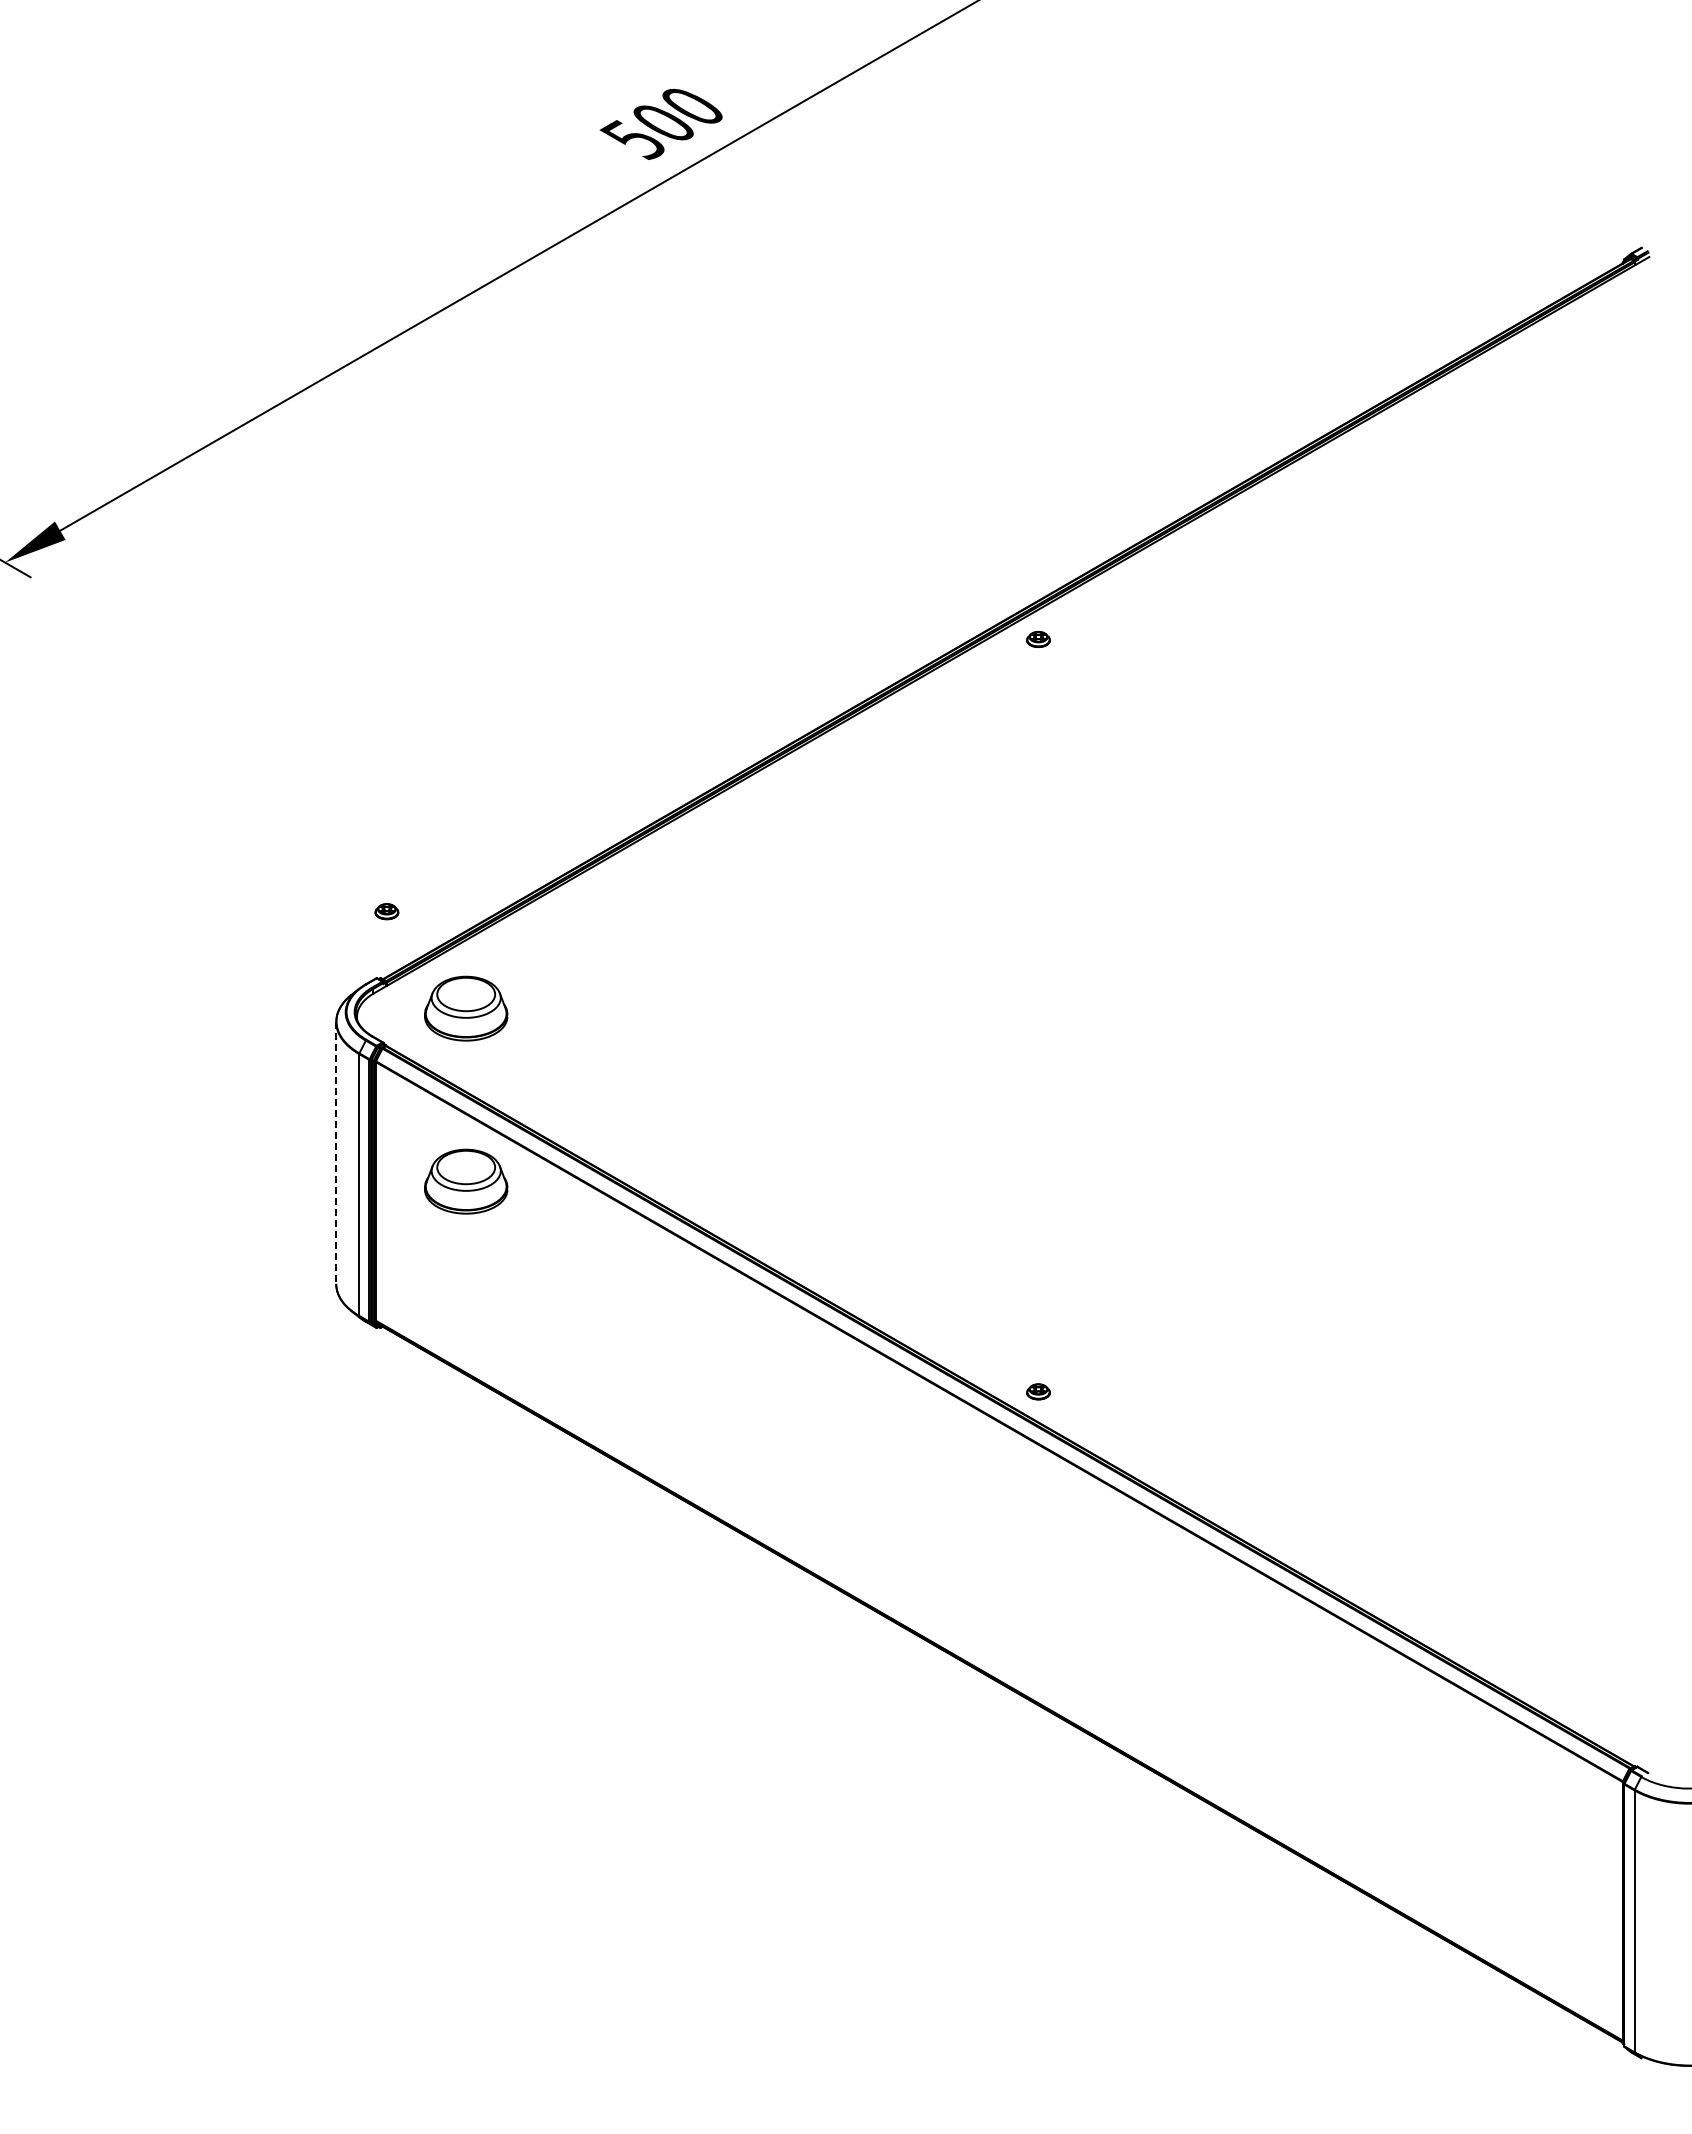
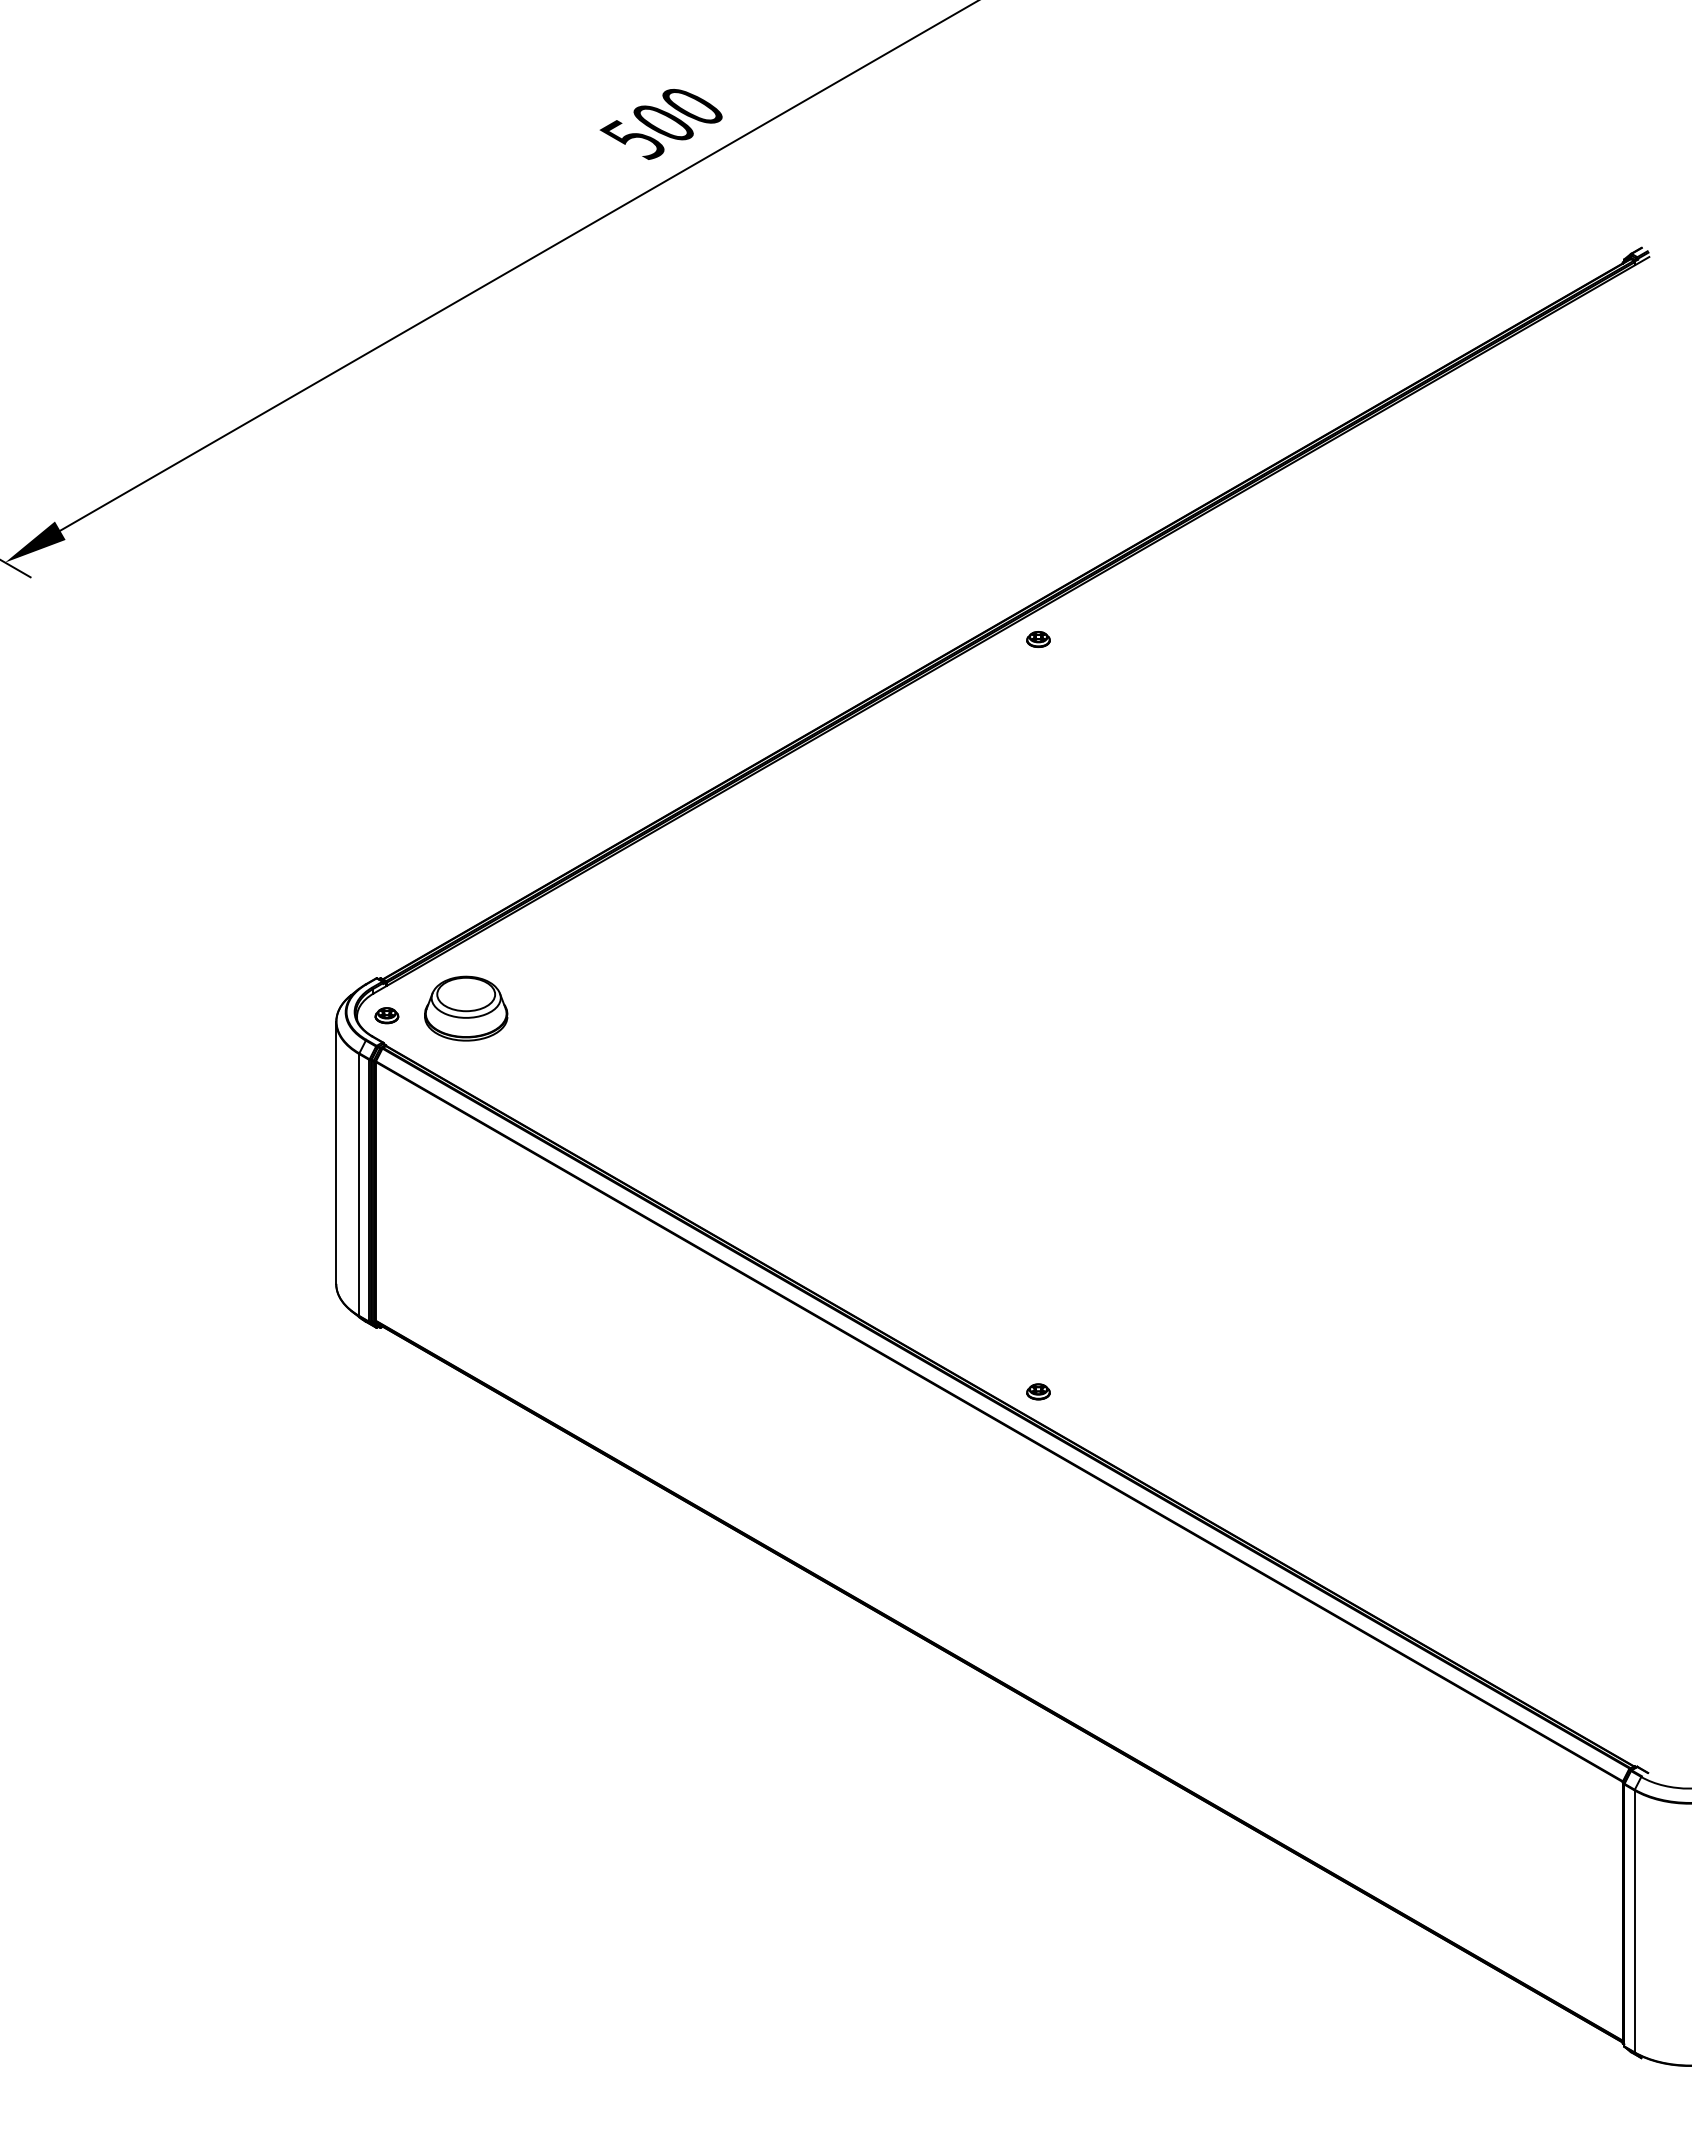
part position: (386, 911) -> (386, 1015) (386, 1015)
line: dashed -> solid (336, 1152)
part: present -> none (466, 1181)
